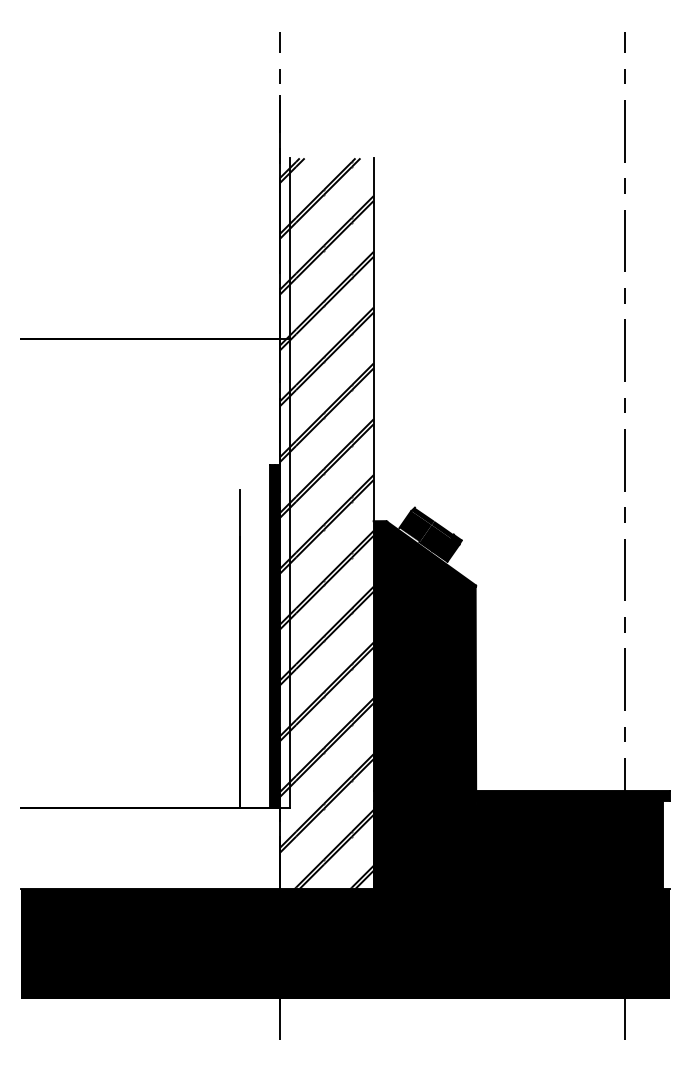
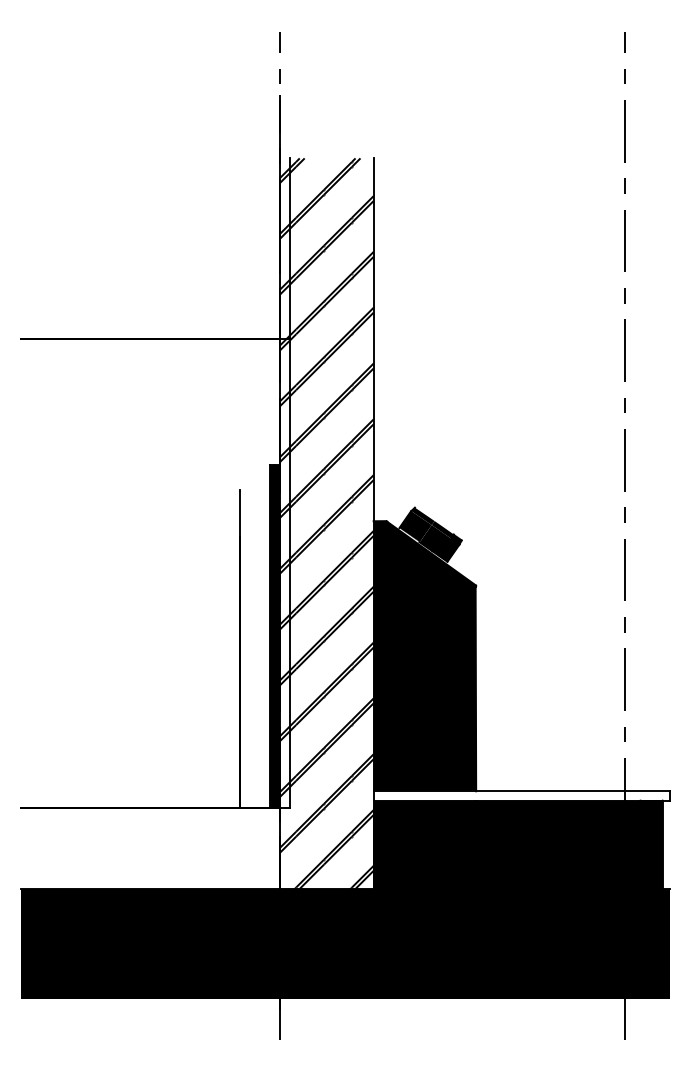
fill: present -> none (521, 795)
